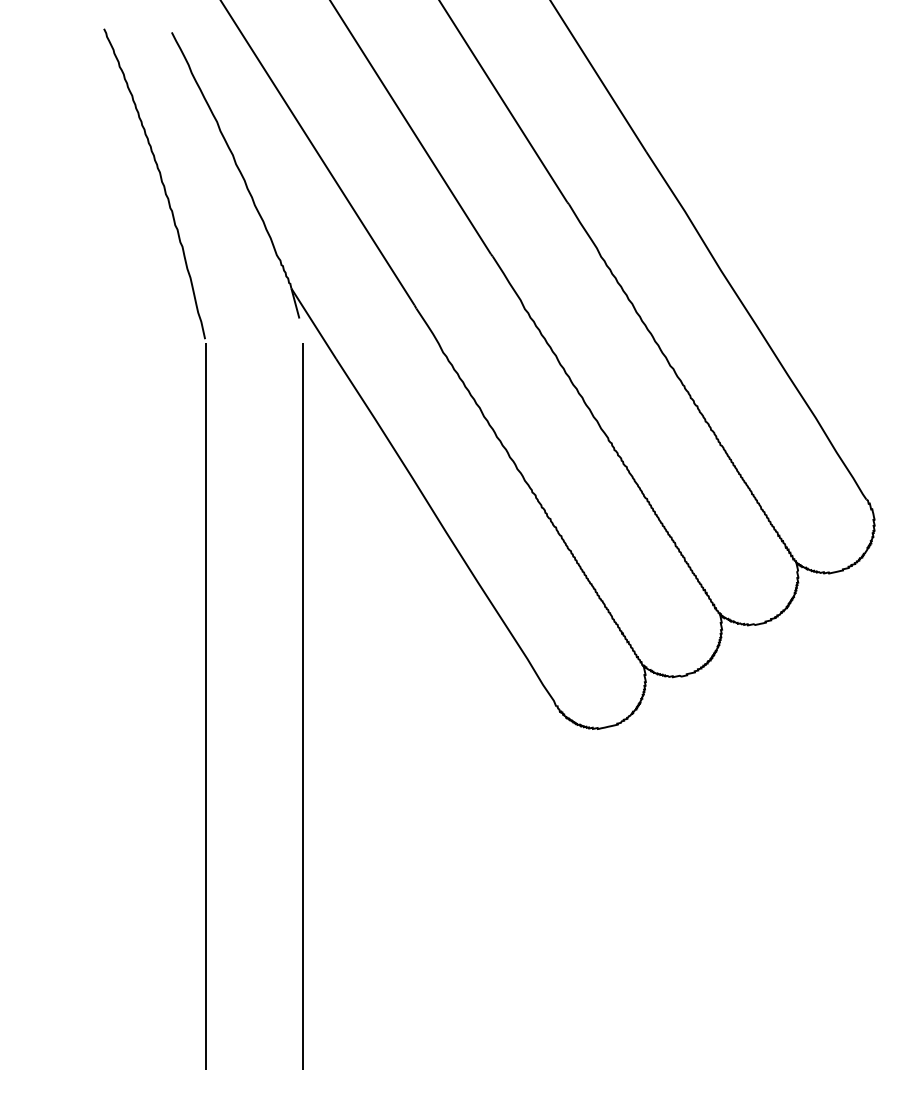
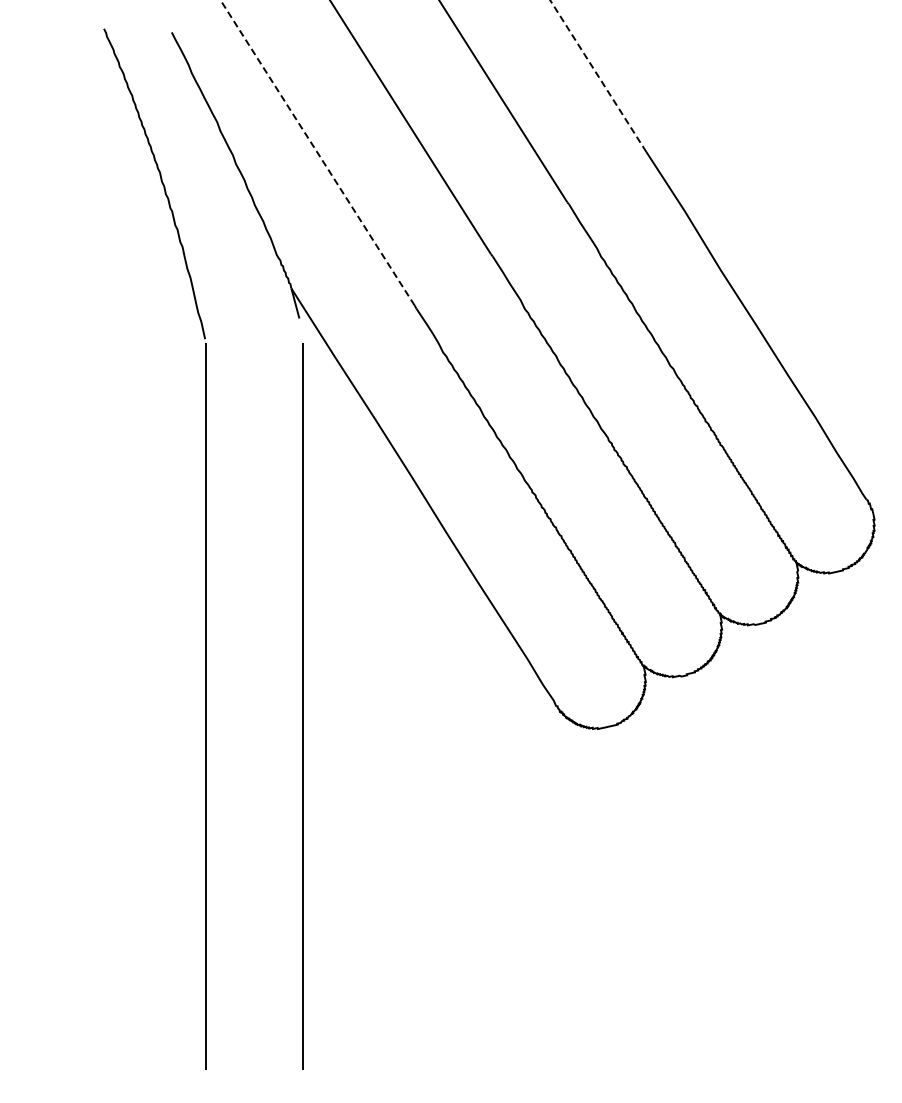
line: solid -> dashed (598, 76)
line: solid -> dashed (317, 153)
